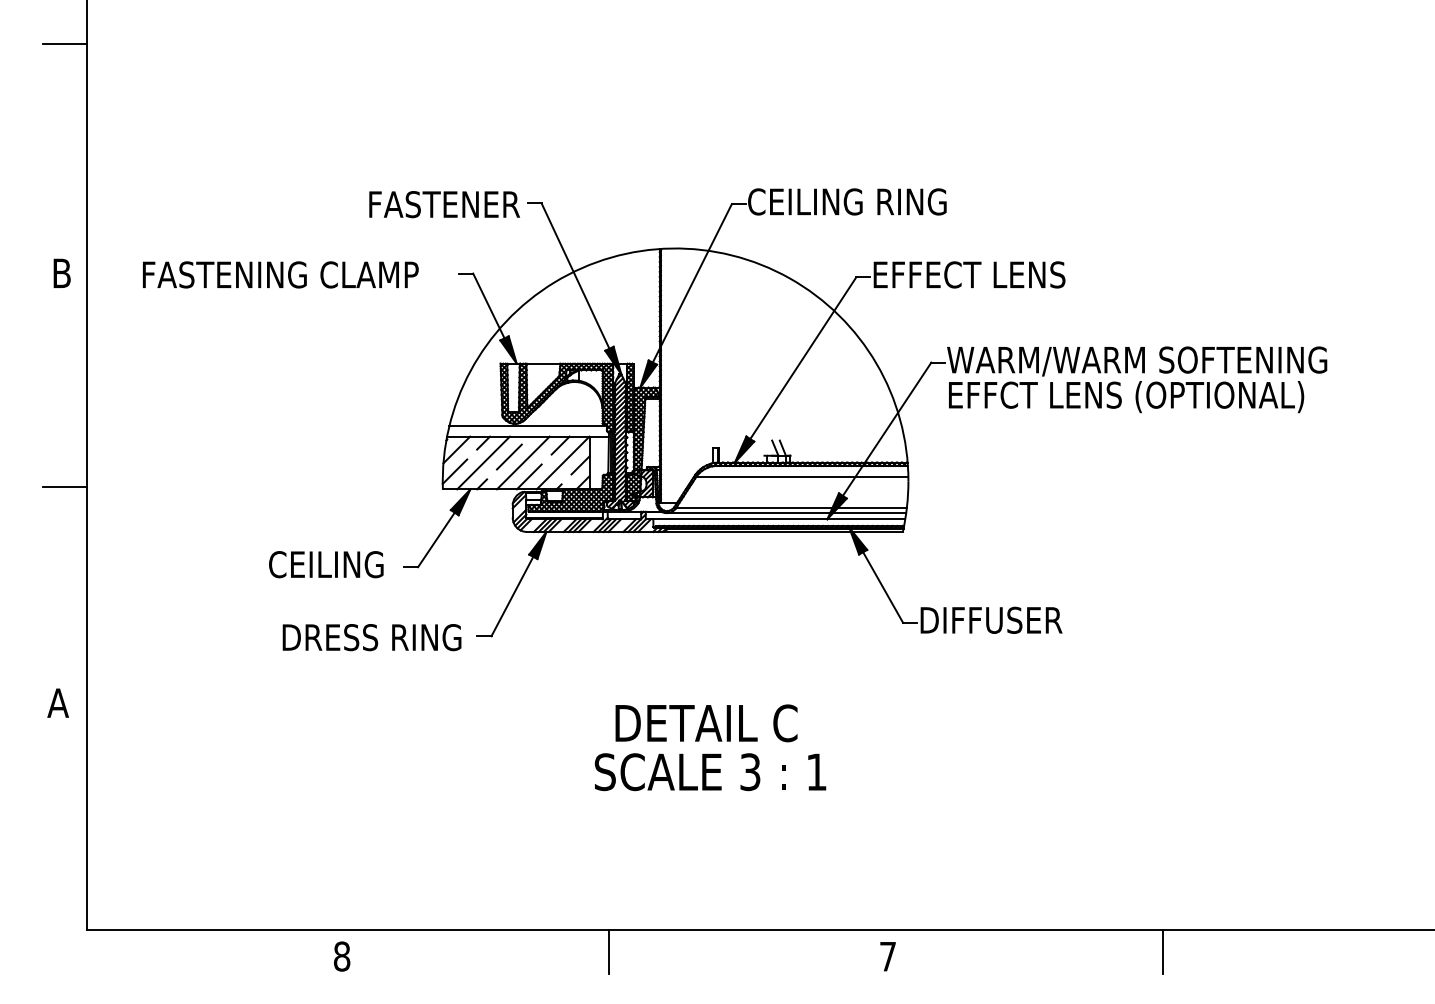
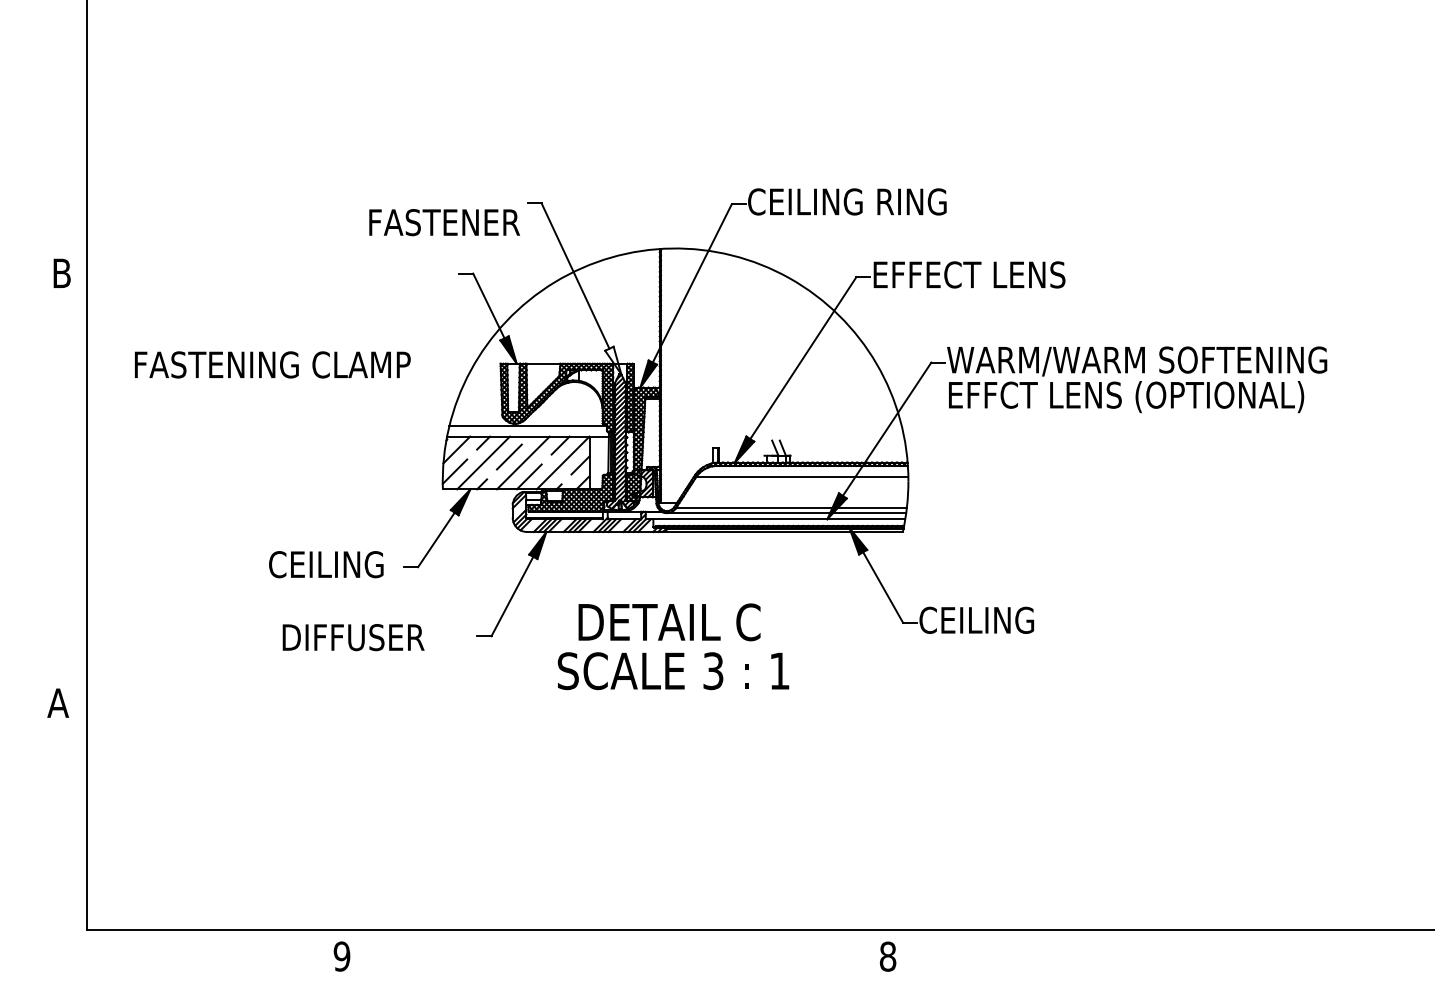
line: present -> none (65, 44)
text position: (444, 204) -> (444, 222) (444, 222)
text position: (280, 274) -> (272, 364) (272, 364)
fill: present -> none (613, 360)
line: present -> none (65, 486)
text: DIFFUSER -> CEILING (990, 619)
text: DRESS RING -> DIFFUSER (384, 637)
text position: (710, 747) -> (673, 646) (673, 646)
line: present -> none (609, 951)
line: present -> none (1162, 951)
text: 8 -> 9 (341, 956)
text: 7 -> 8 (887, 956)
